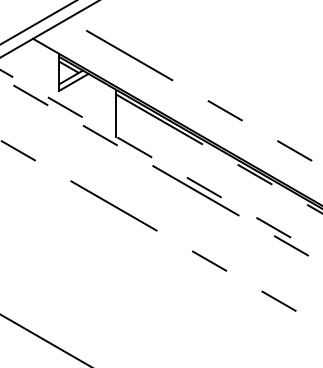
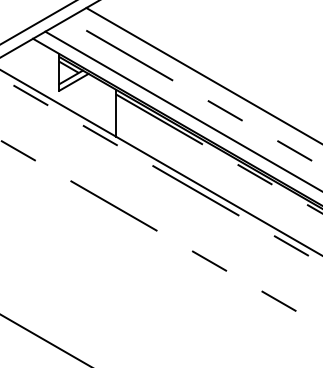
line: none -> present (202, 75)
line: none -> present (182, 110)
line: dashed -> solid (161, 163)
